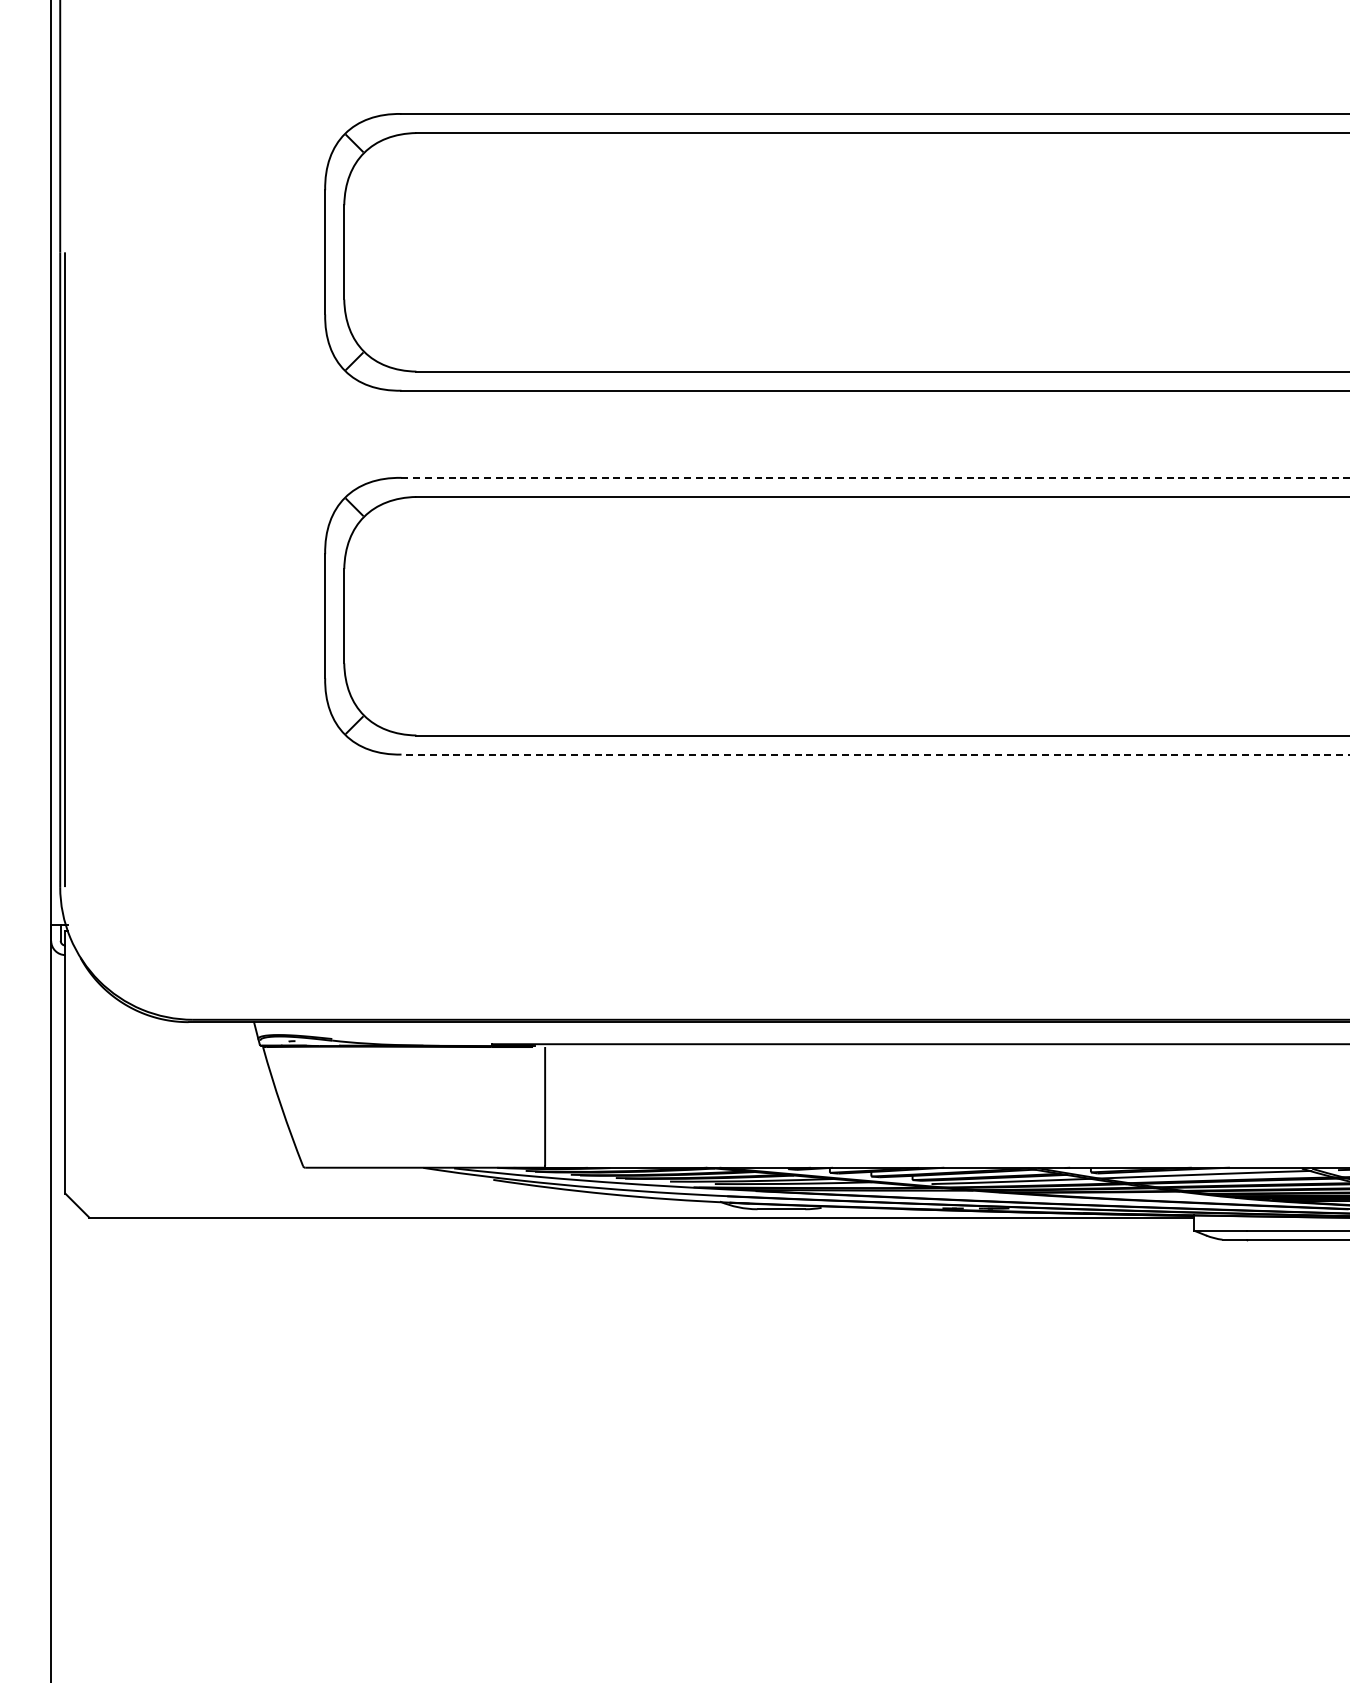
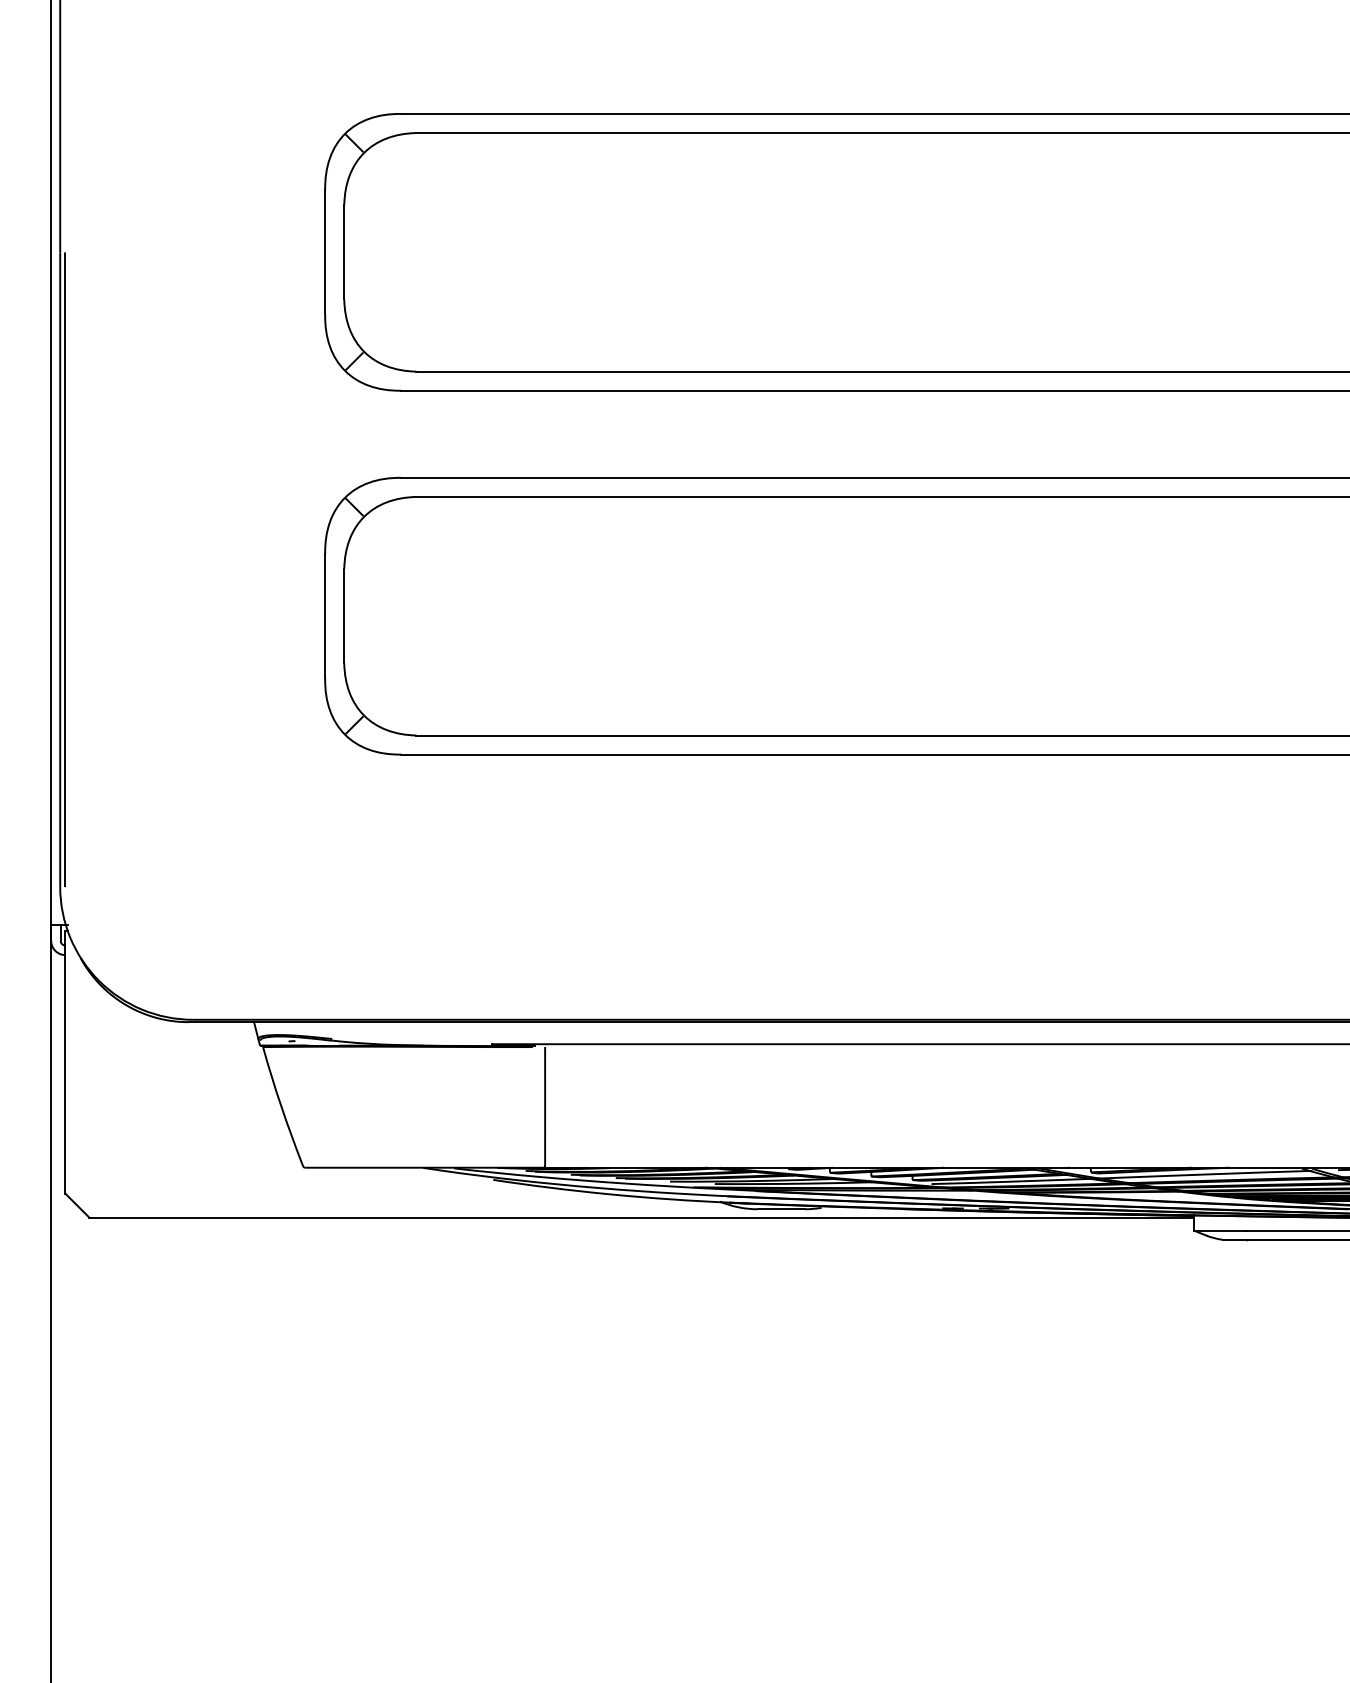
line: dashed -> solid (875, 477)
line: dashed -> solid (875, 754)
